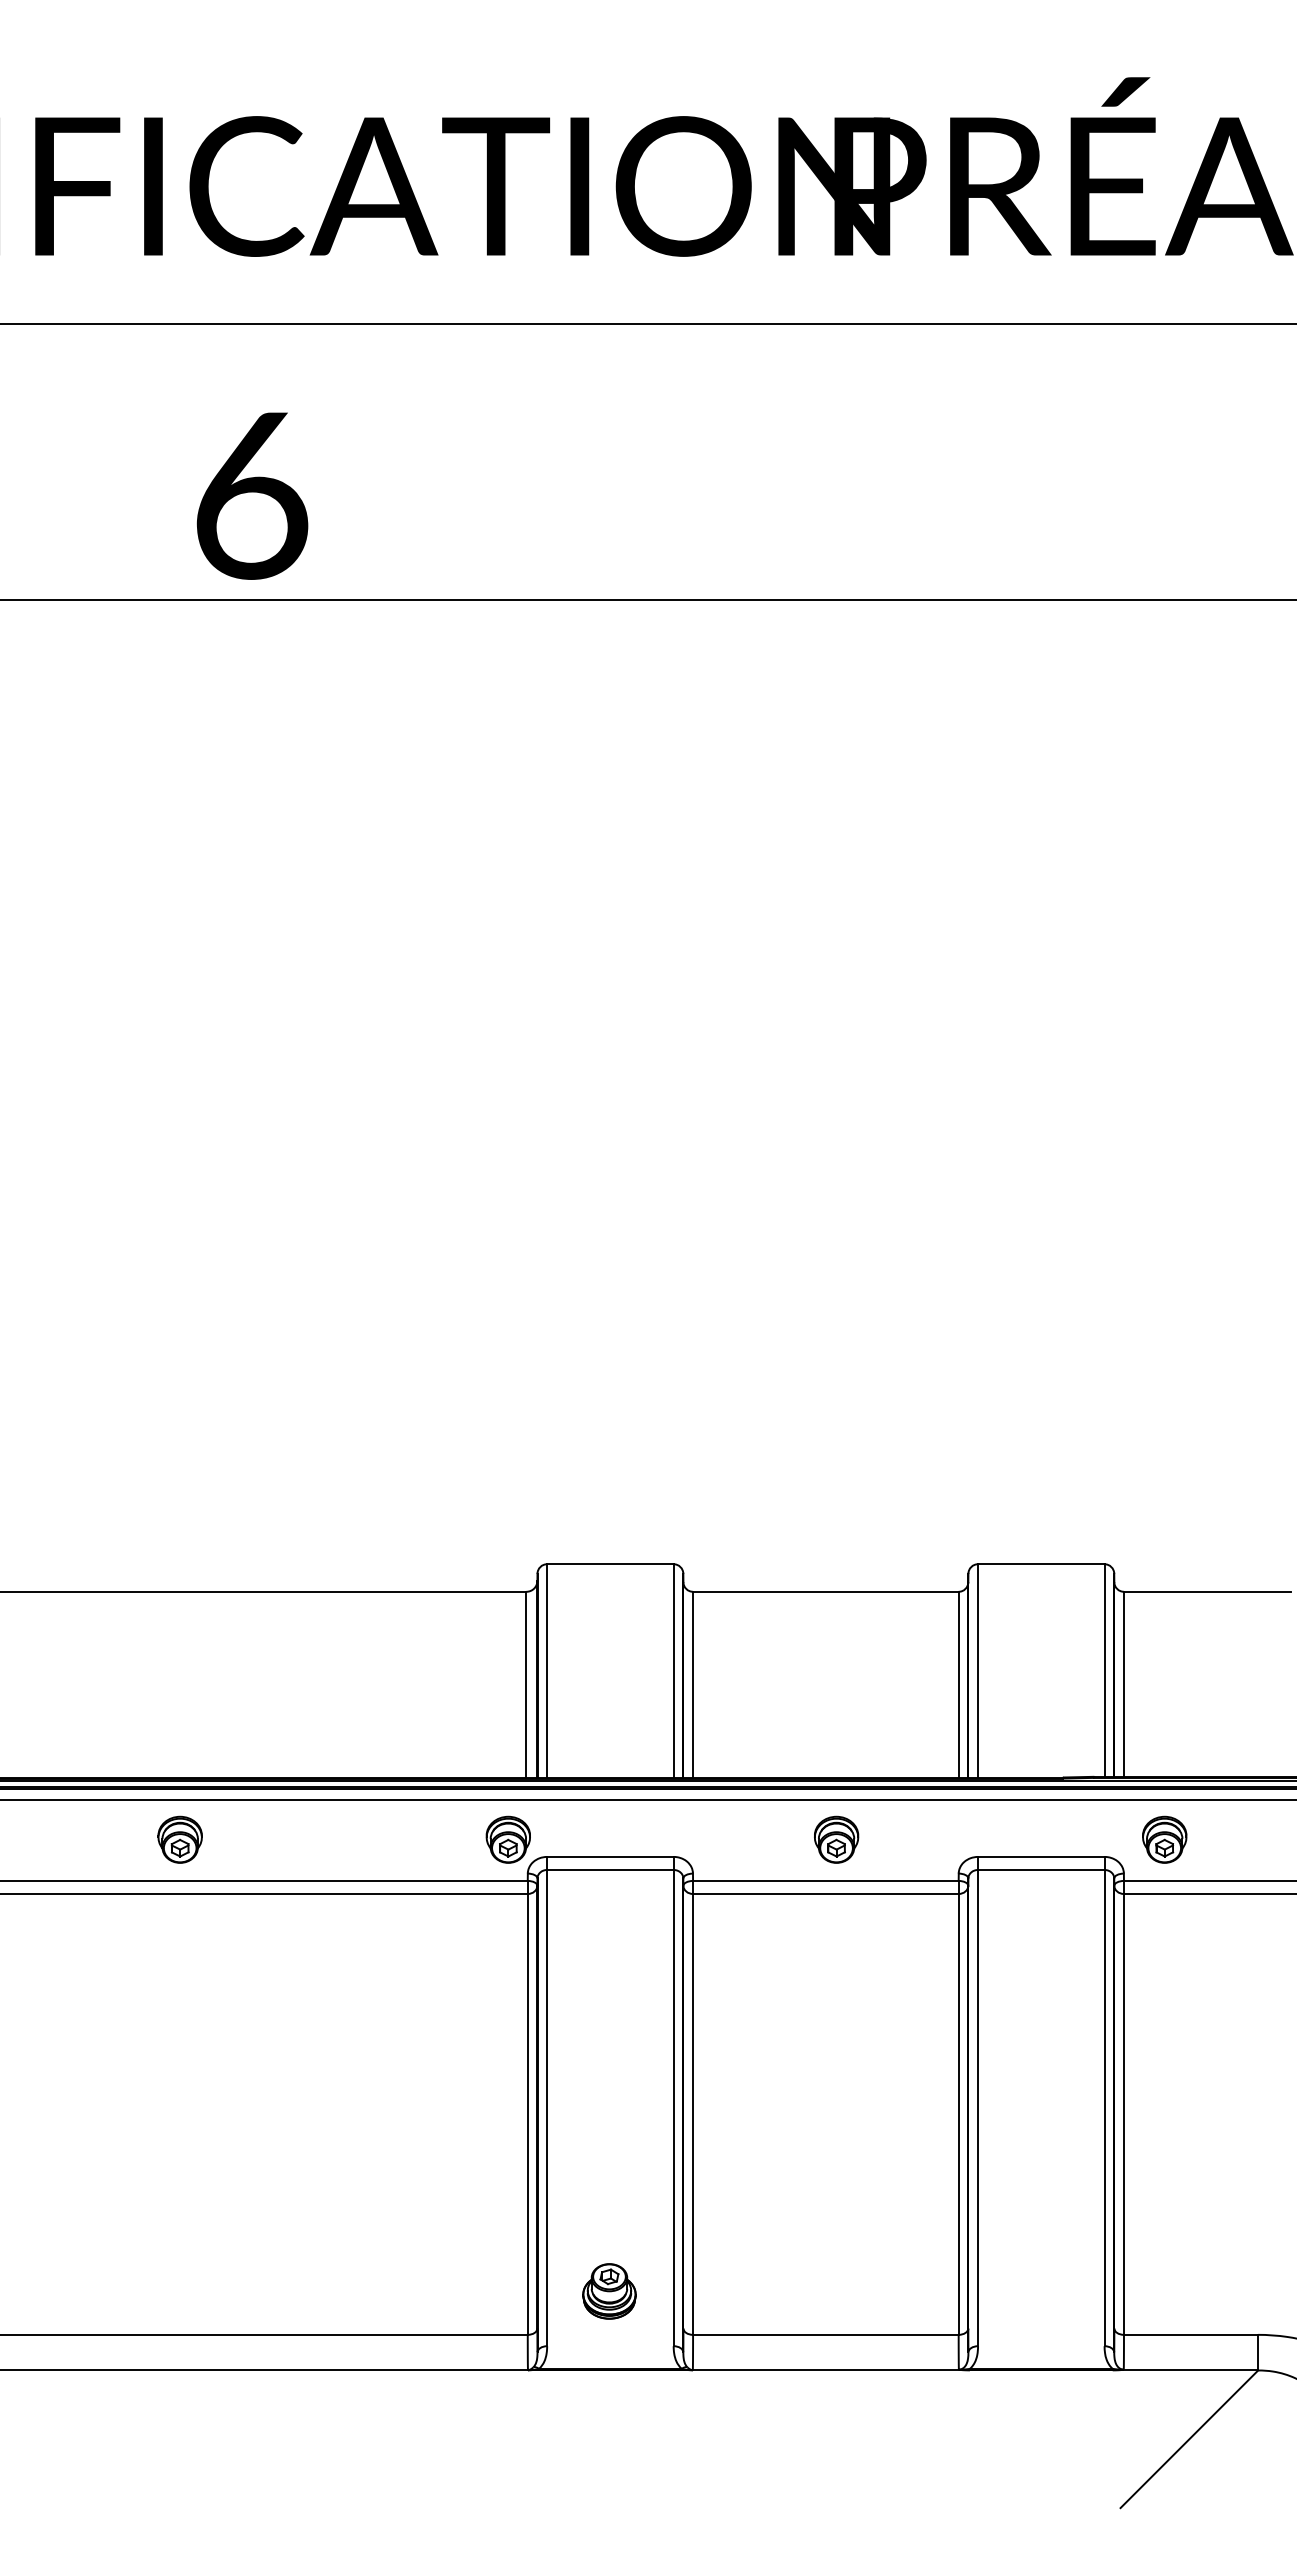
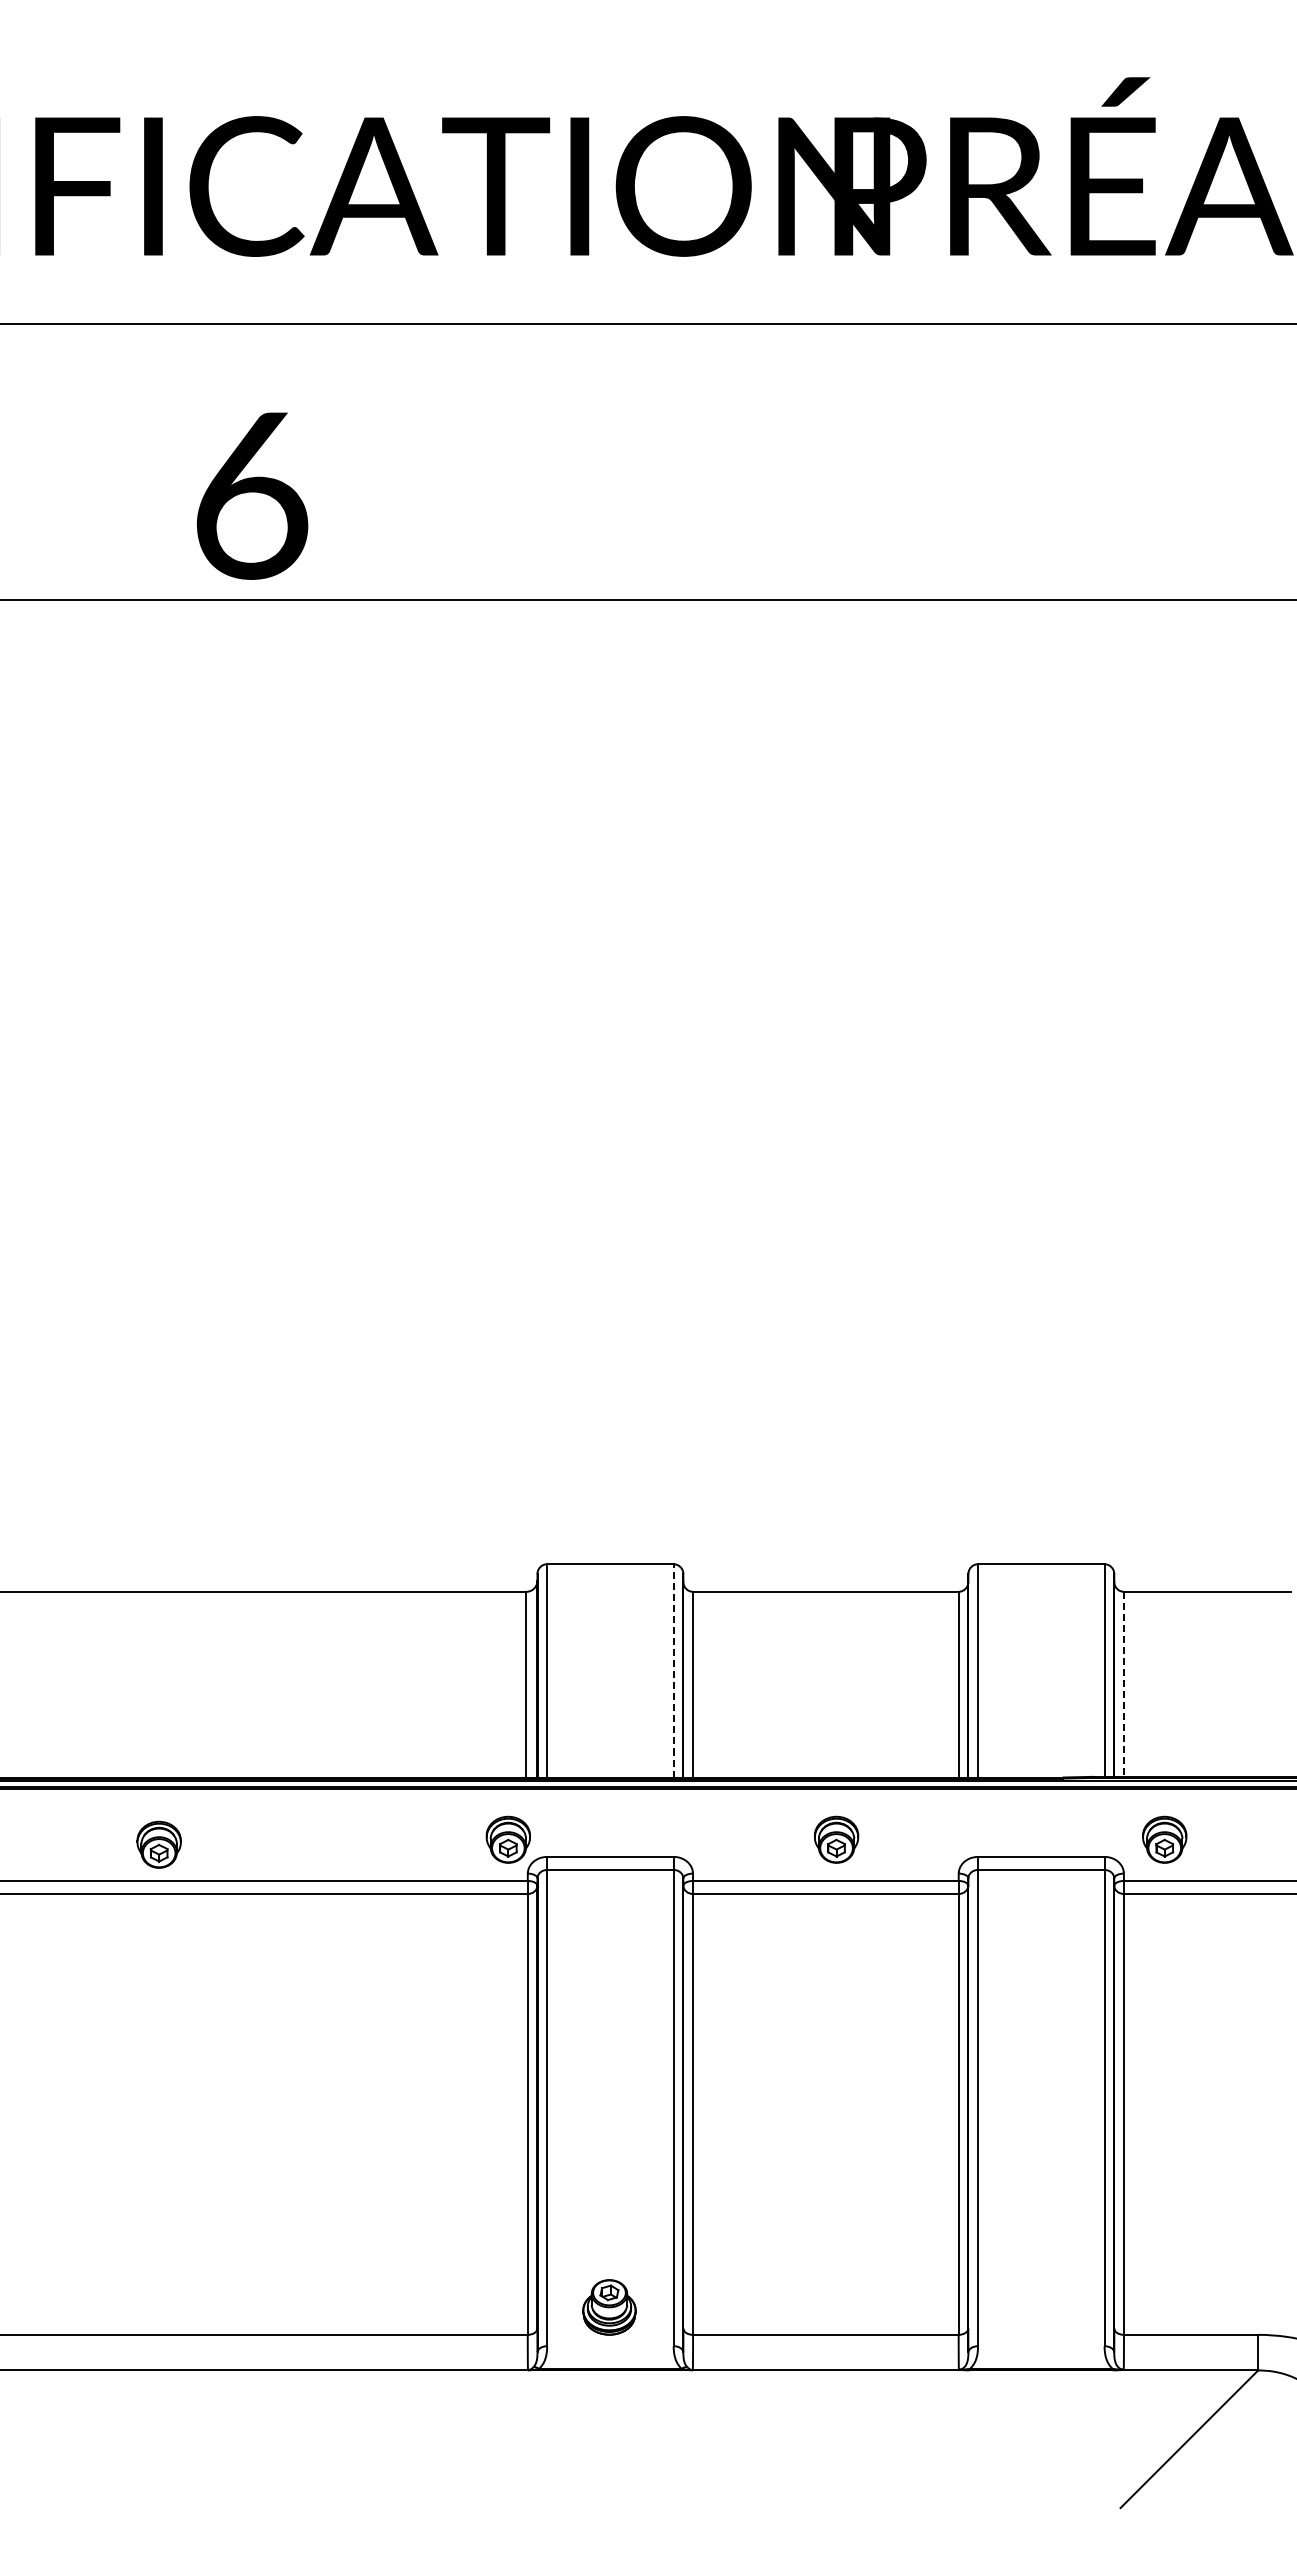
line: solid -> dashed (673, 1670)
line: solid -> dashed (1123, 1684)
line: present -> none (647, 1800)
part position: (179, 1839) -> (158, 1844) (158, 1844)
part position: (609, 2291) -> (609, 2307) (609, 2307)
